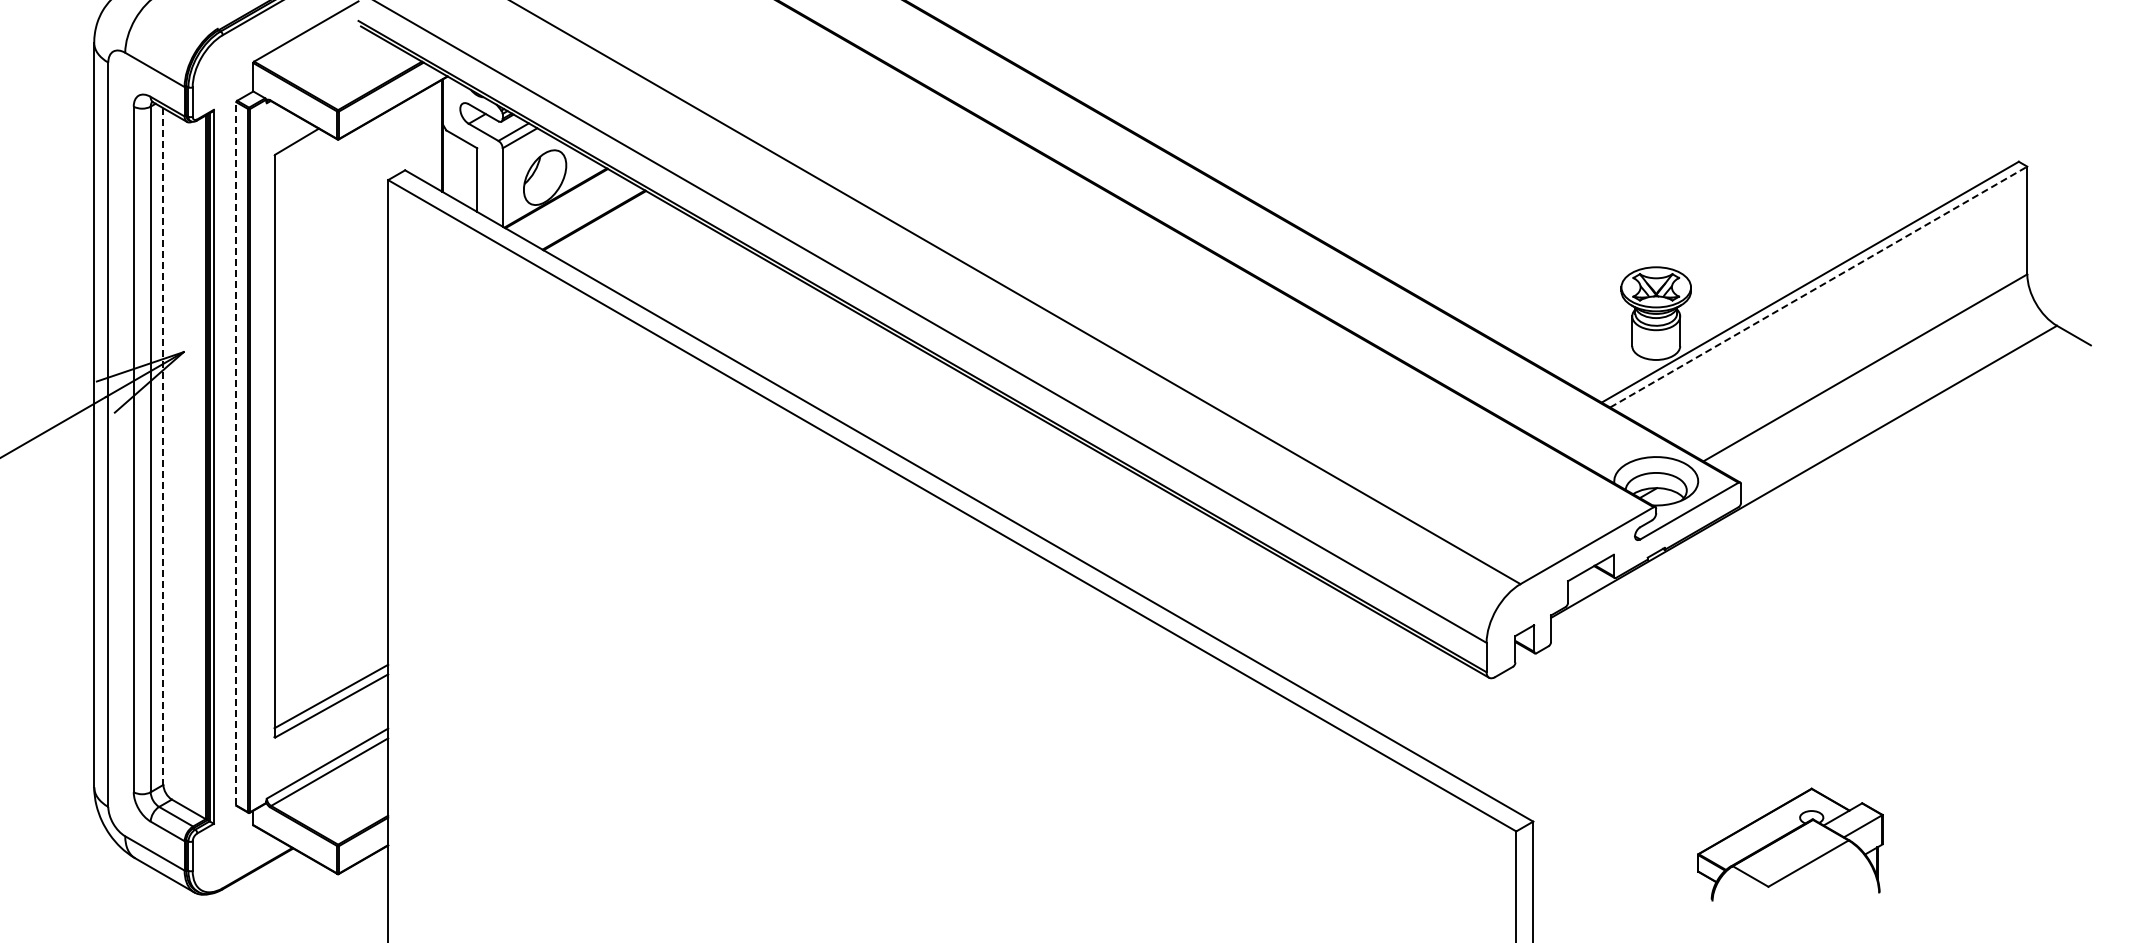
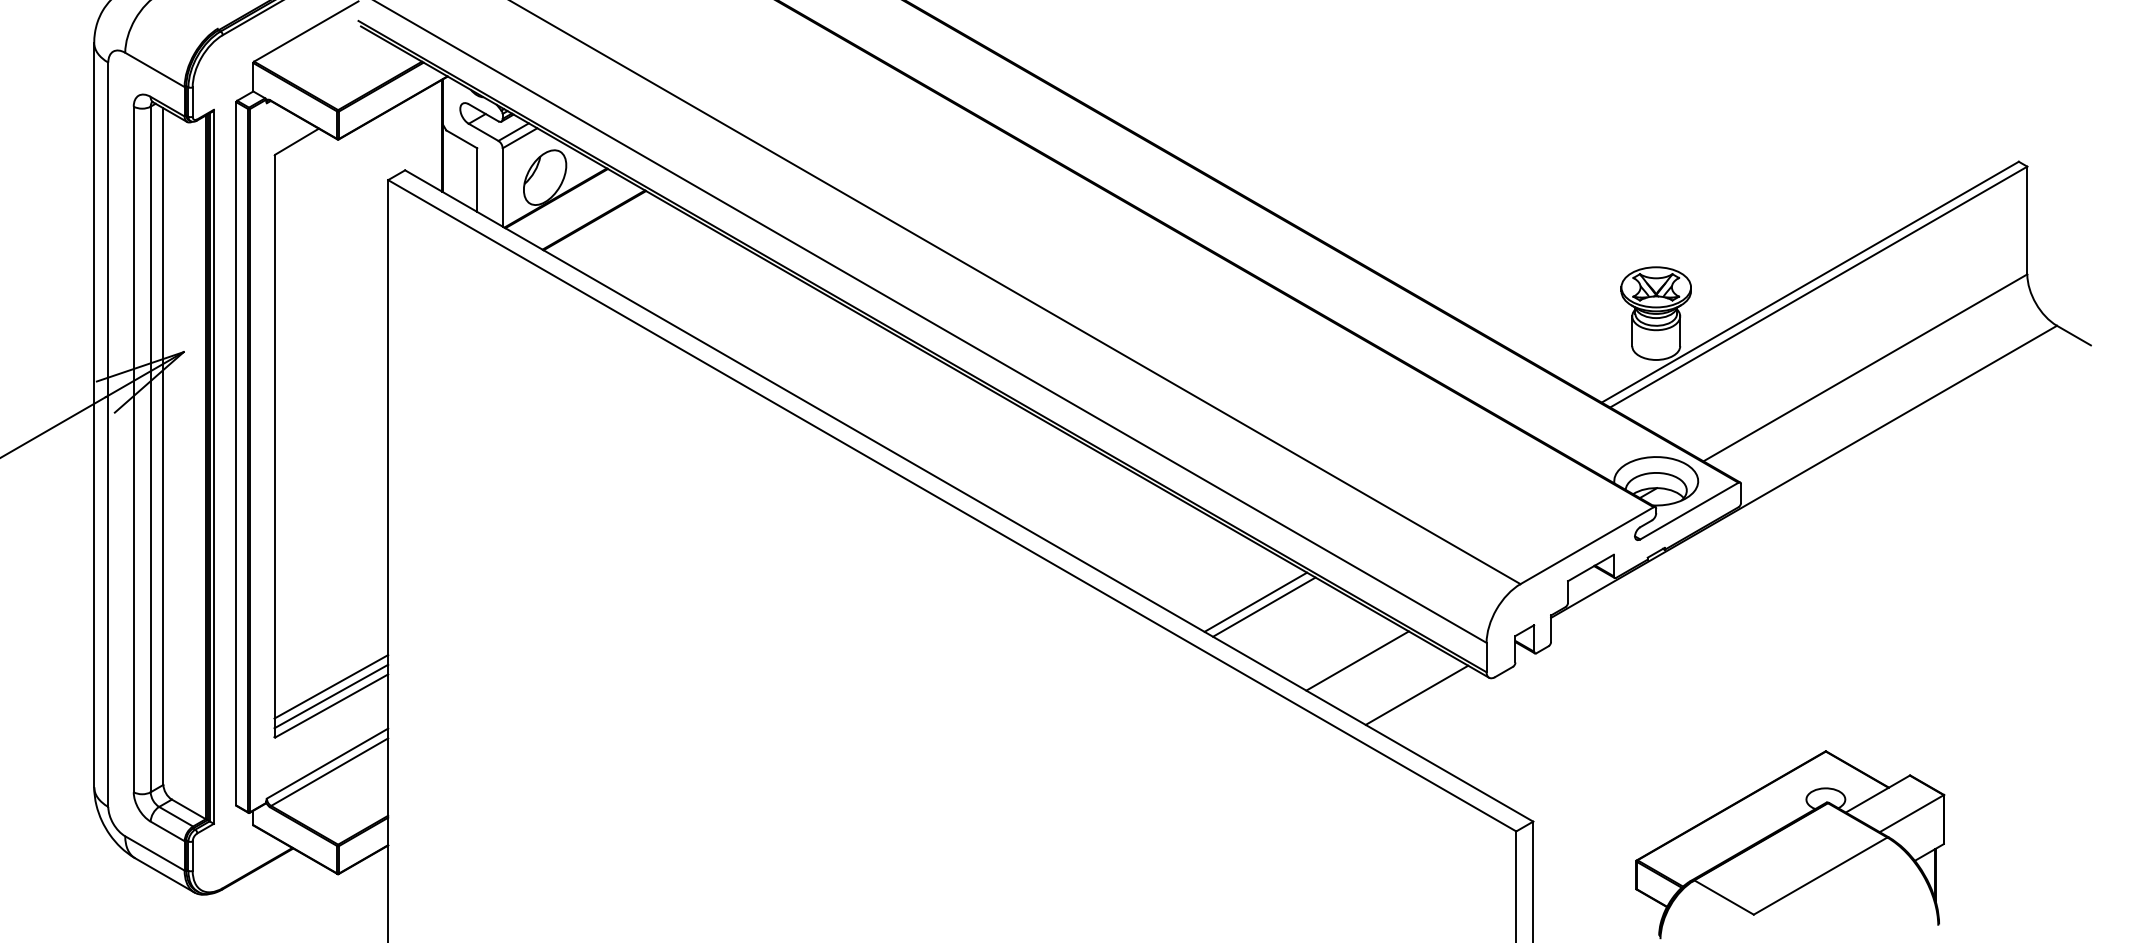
line: dashed -> solid (1818, 287)
line: dashed -> solid (163, 447)
line: dashed -> solid (236, 453)
line: none -> present (1255, 601)
line: none -> present (1264, 606)
line: none -> present (1357, 660)
line: none -> present (331, 686)
line: none -> present (1416, 694)
part size: 187x115 px -> 311x190 px (1790, 844)
